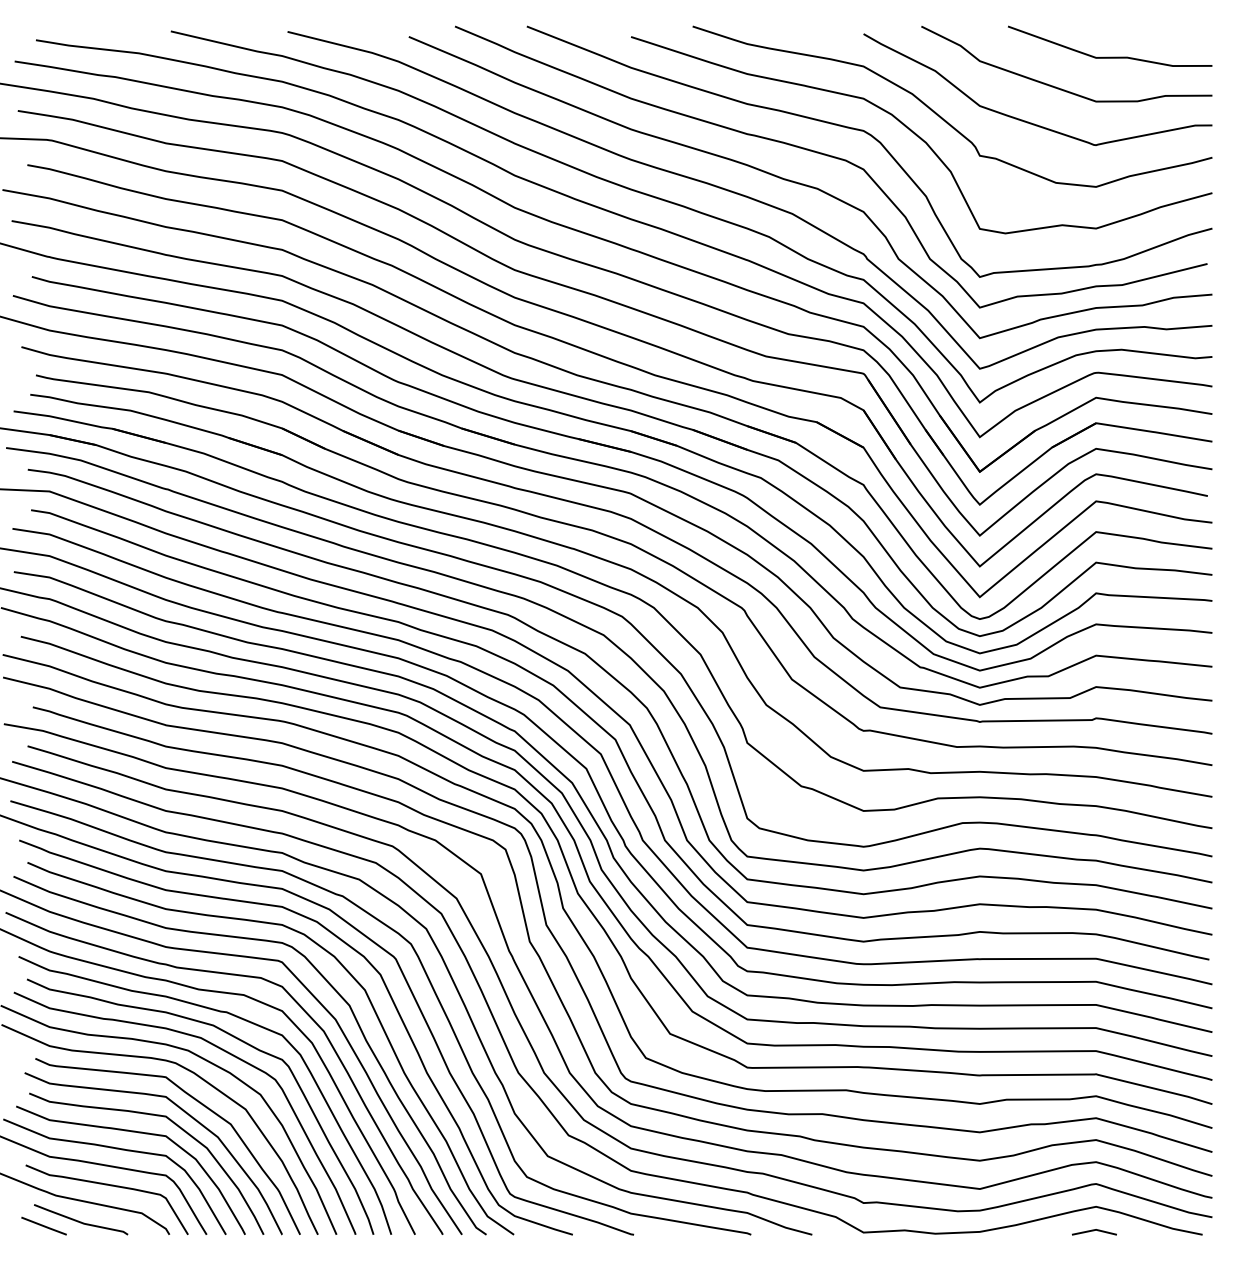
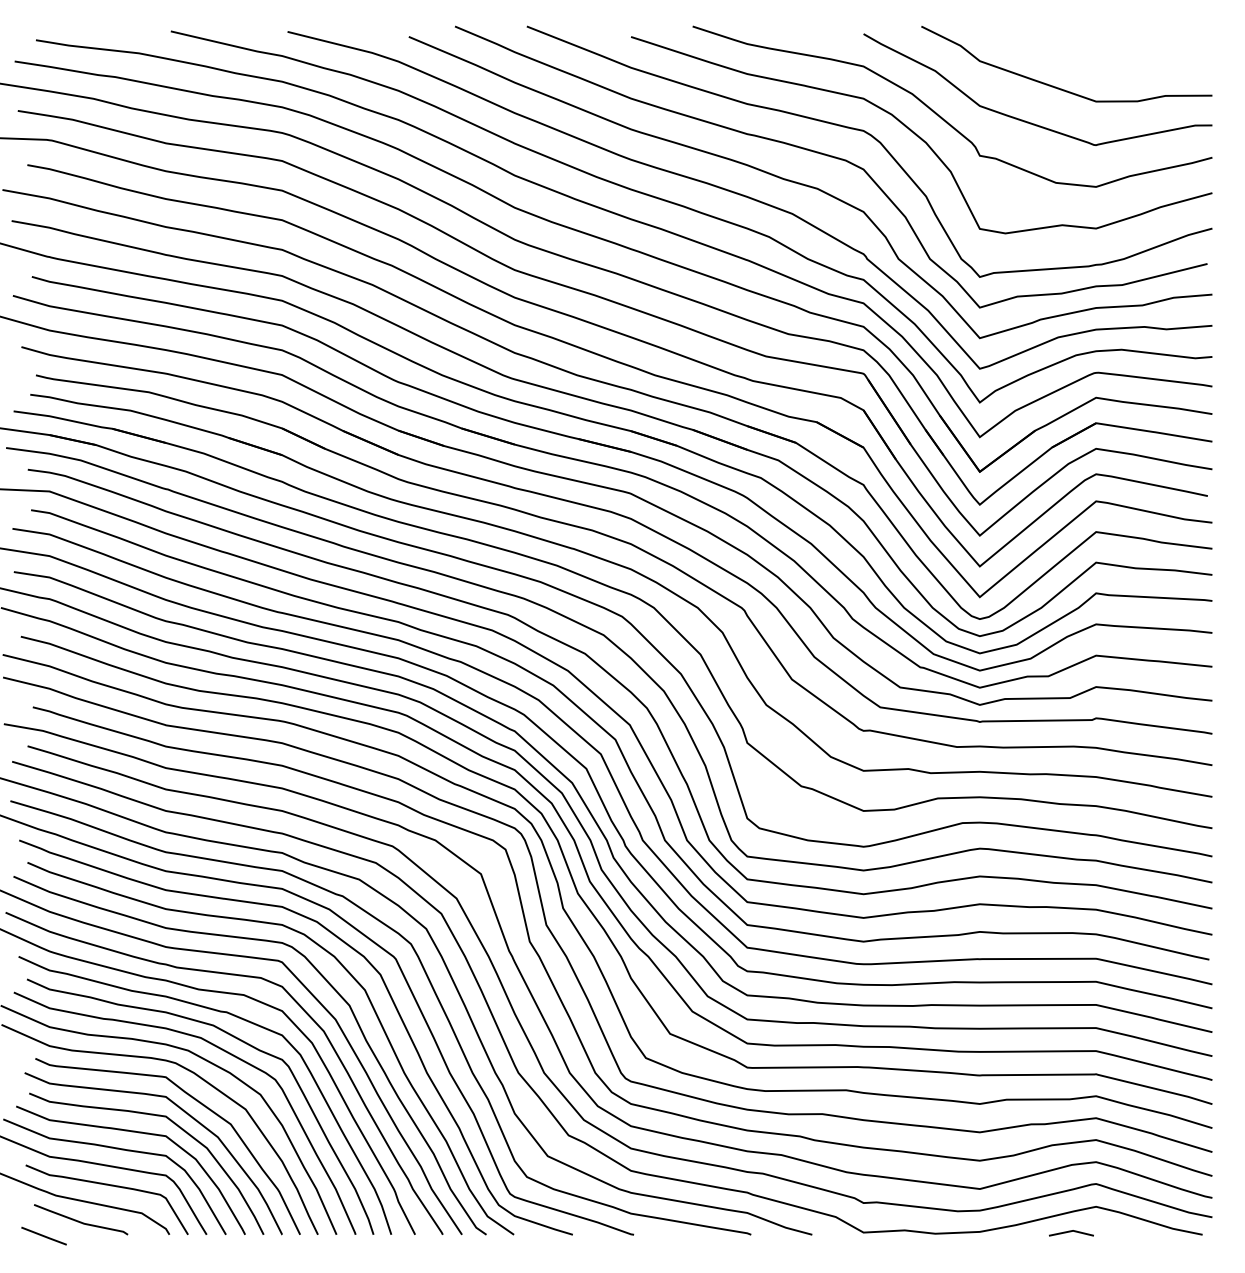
curve: present -> none (1110, 56)
line position: (43, 1225) -> (43, 1235) (43, 1235)
line position: (1094, 1231) -> (1071, 1232) (1071, 1232)
